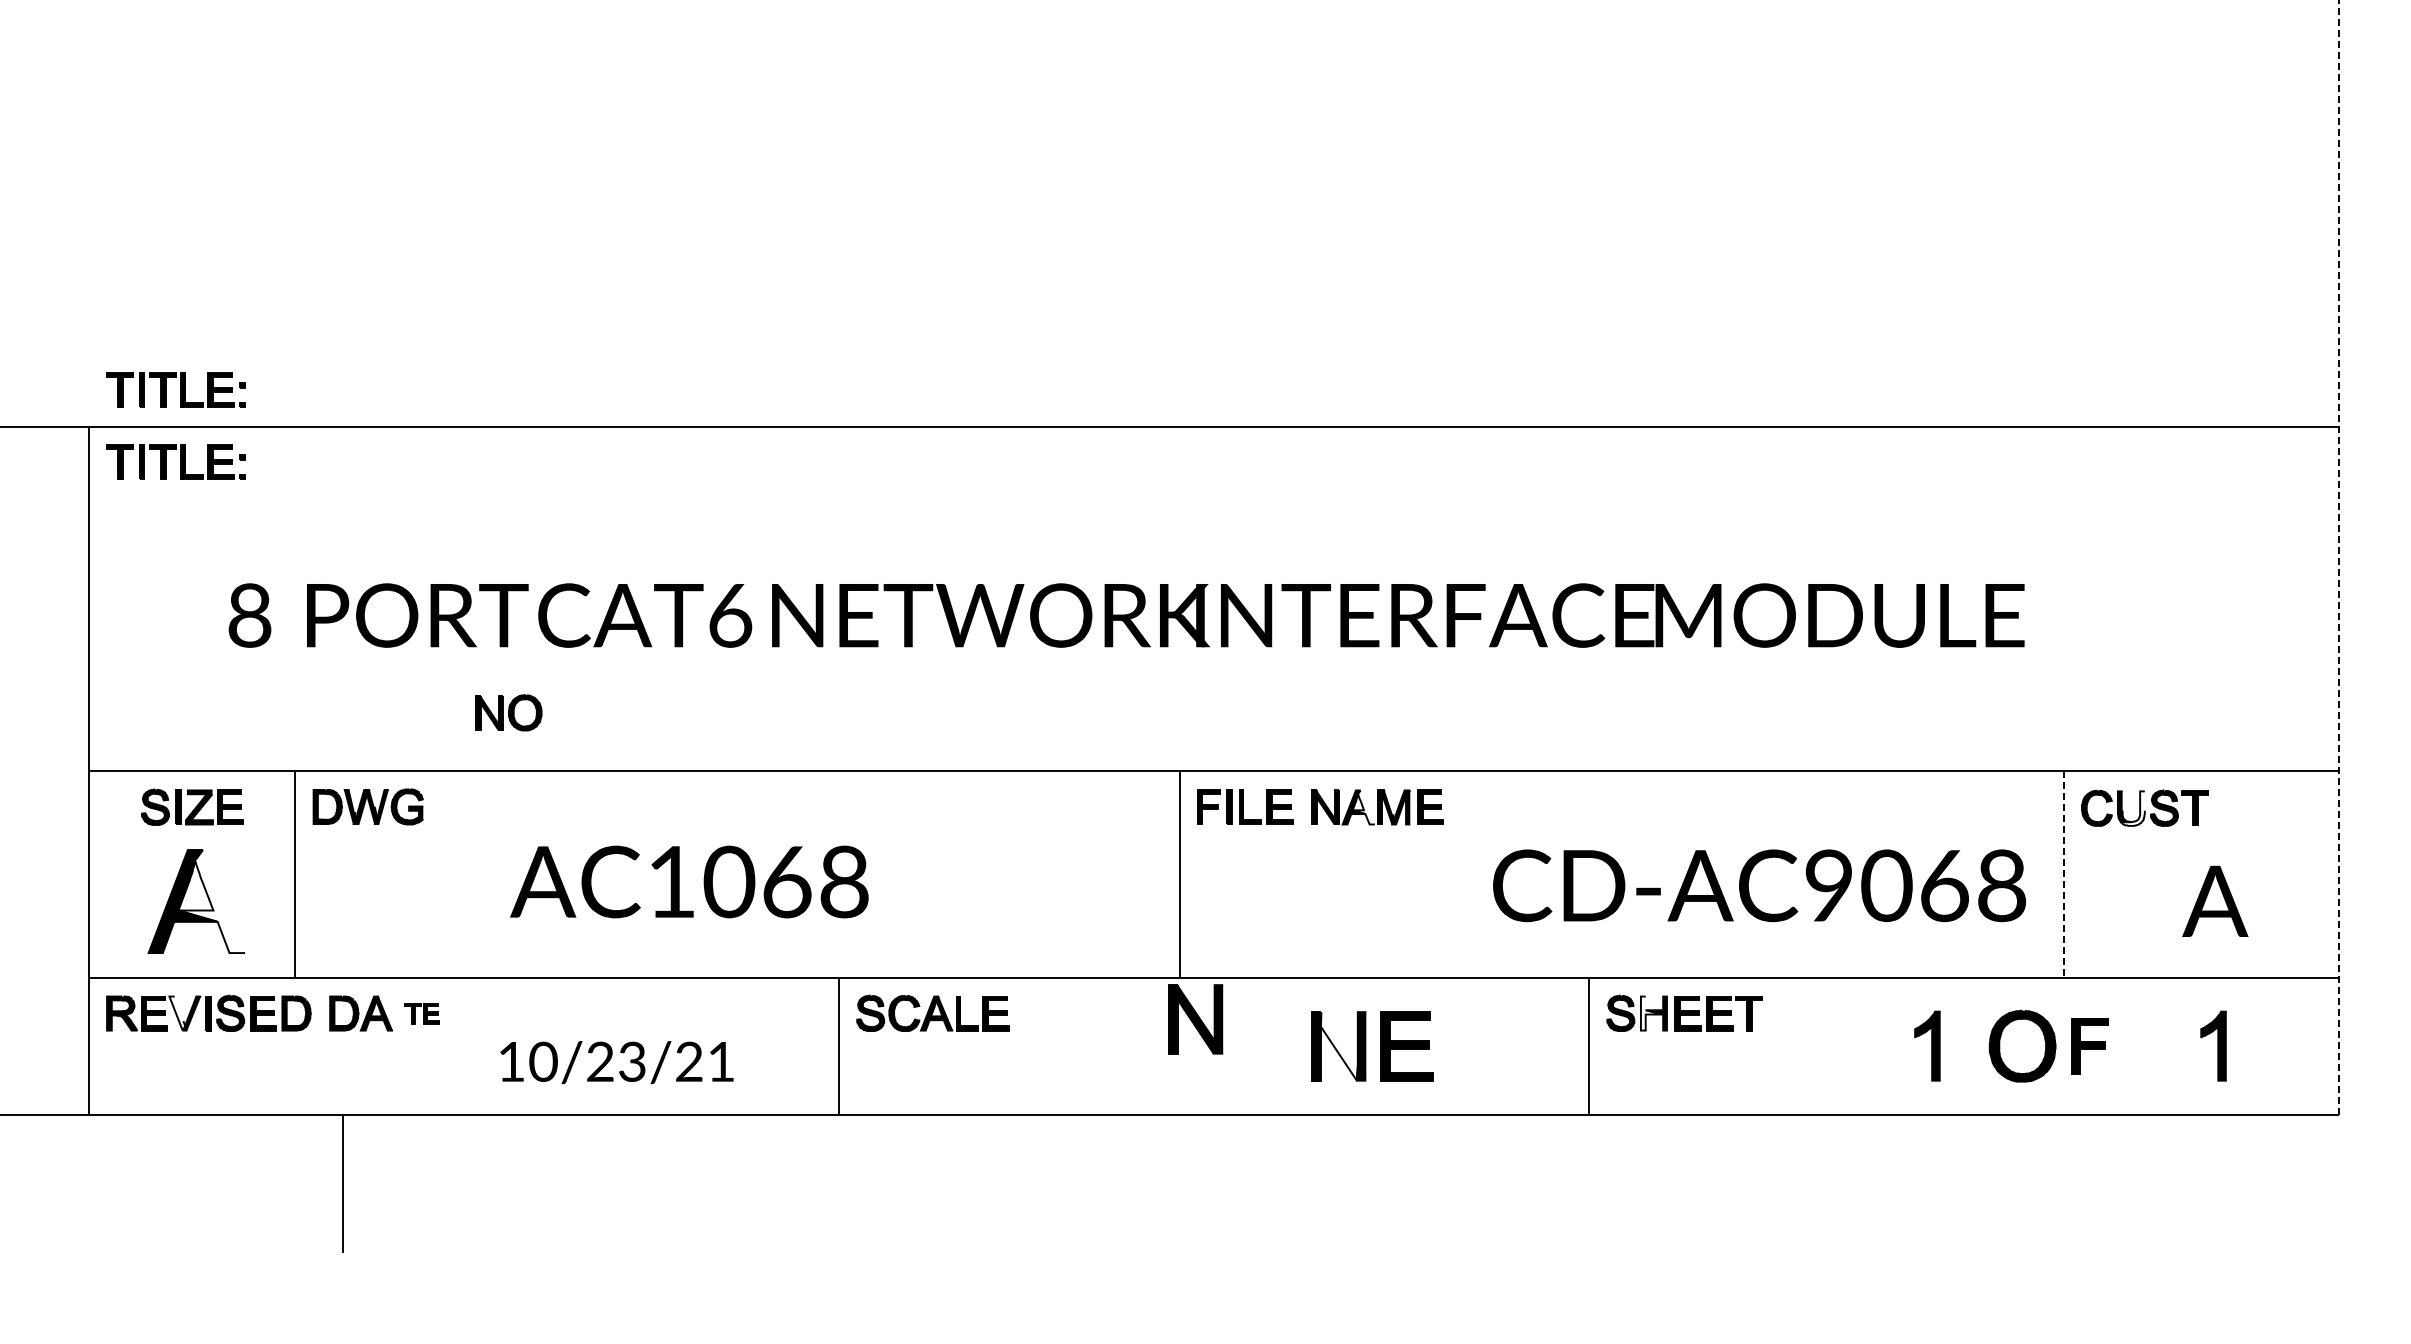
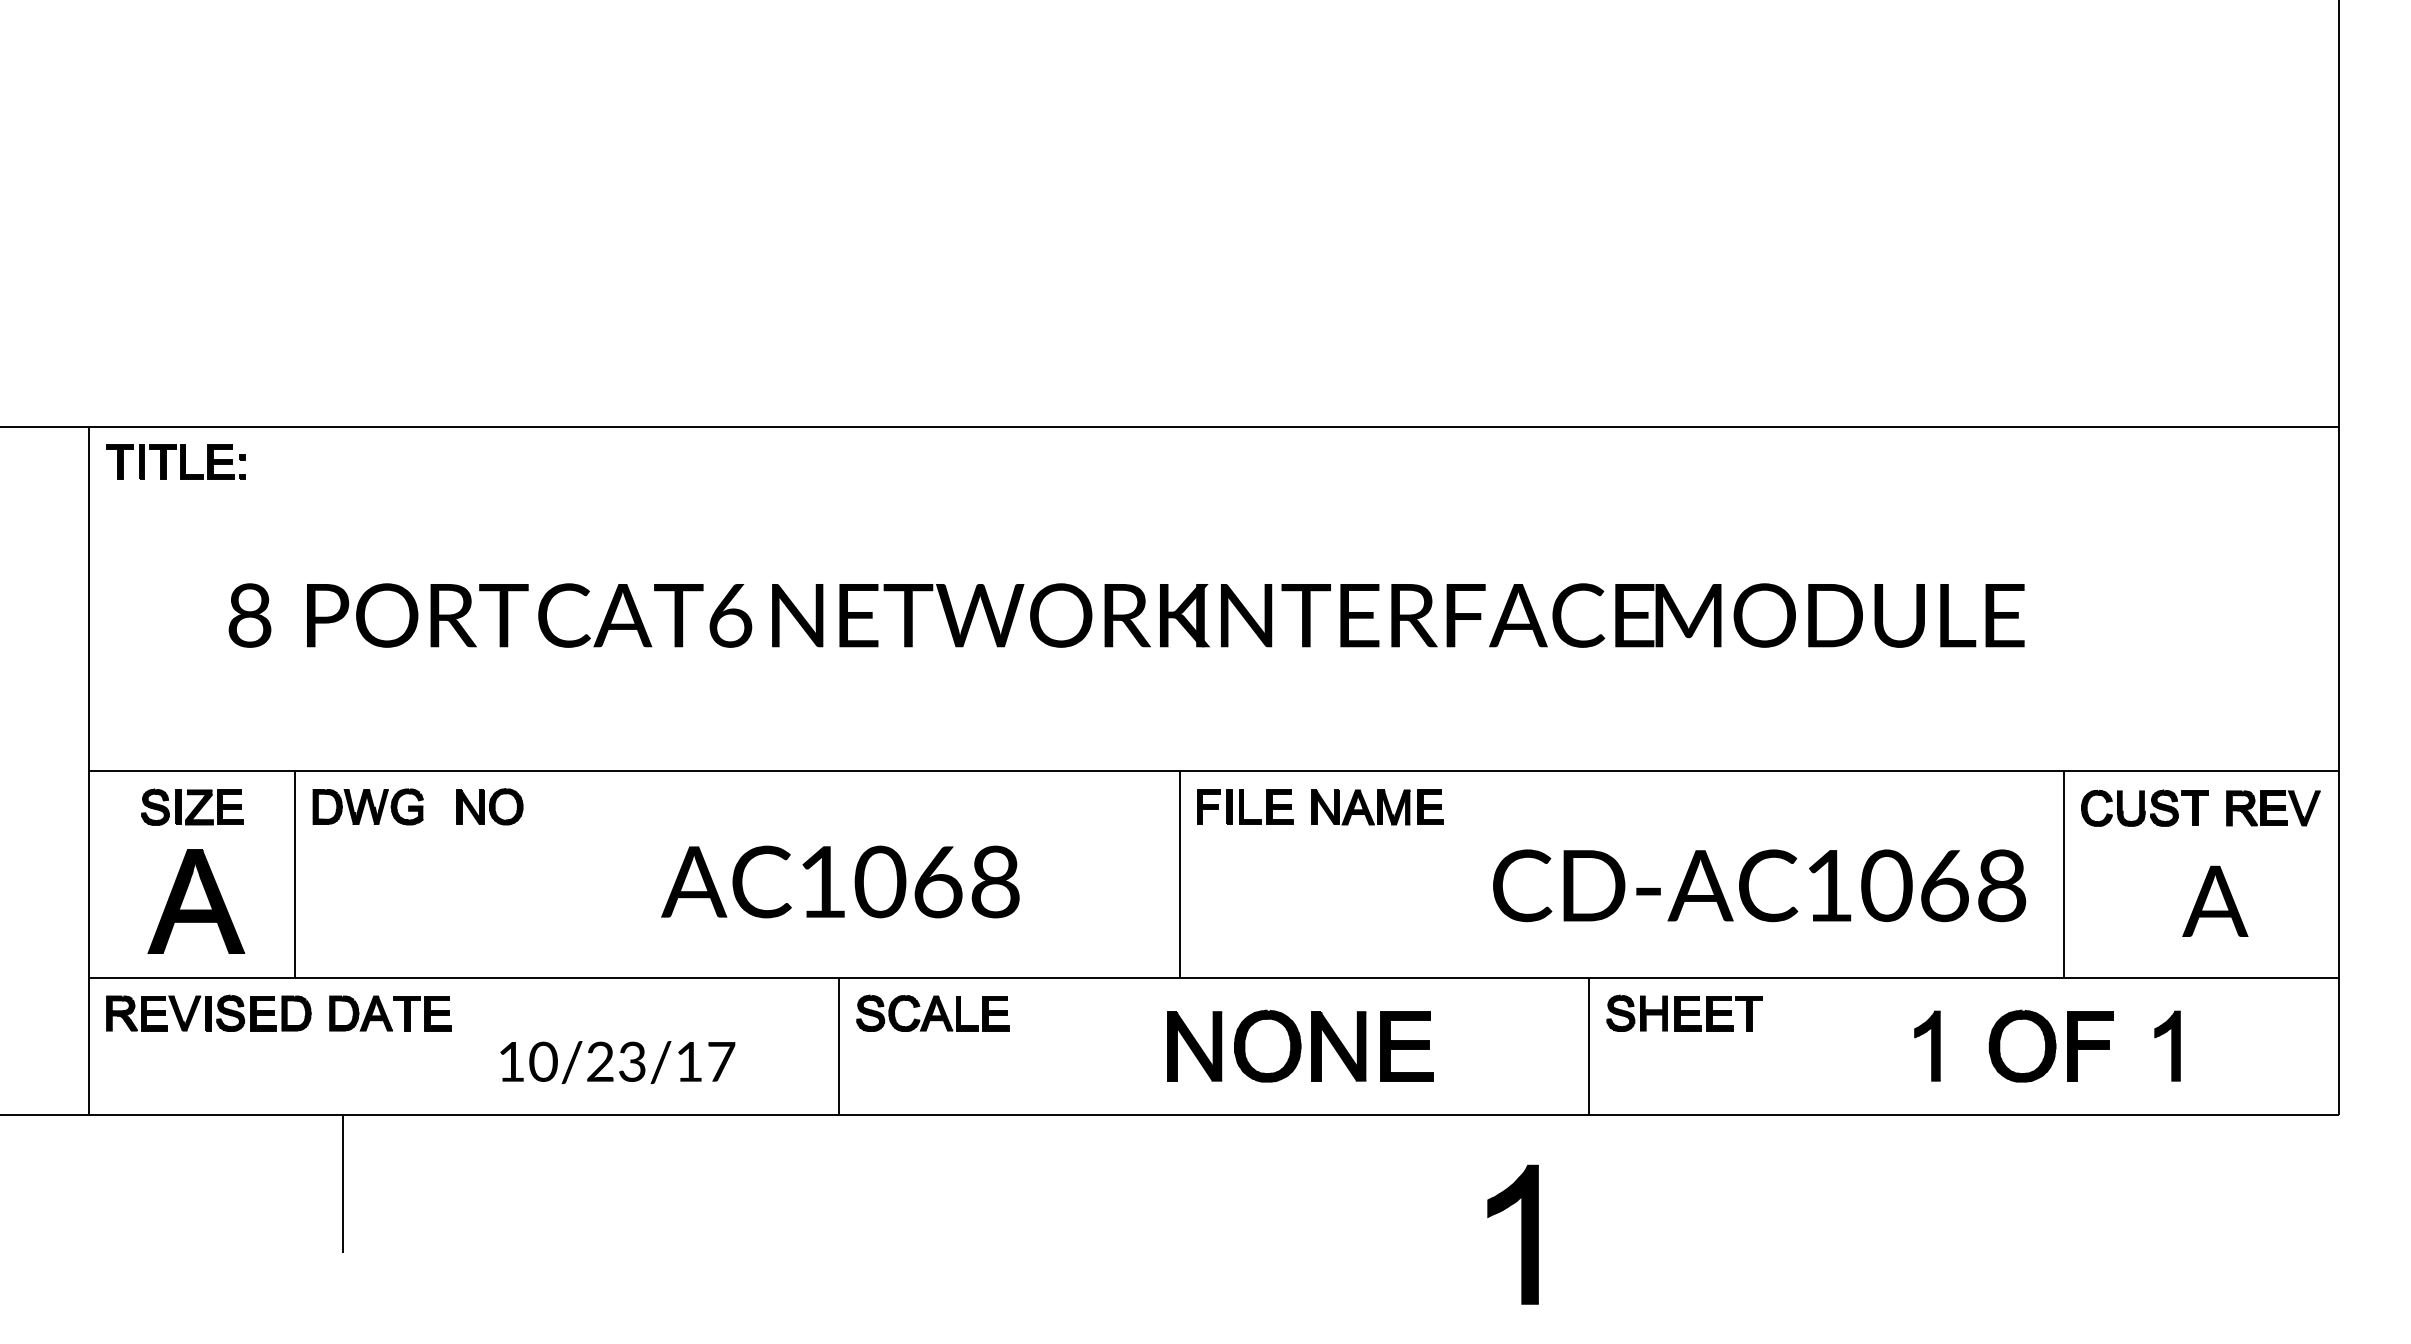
part: present -> none (175, 389)
line: dashed -> solid (2338, 557)
part position: (508, 712) -> (489, 806) (489, 806)
fill: none -> present (1363, 807)
fill: none -> present (2132, 808)
part: none -> present (2273, 808)
line: dashed -> solid (2063, 874)
text position: (689, 881) -> (840, 881) (840, 881)
text: CD-AC9068 -> CD-AC1068 (1828, 885)
fill: none -> present (211, 901)
fill: none -> present (177, 1013)
part size: 36x22 px -> 59x36 px (422, 1013)
fill: none -> present (1651, 1013)
part position: (1195, 1019) -> (1194, 1046) (1194, 1046)
part: none -> present (1267, 1045)
part position: (2213, 1045) -> (2167, 1045) (2167, 1045)
fill: none -> present (1338, 1046)
part size: 38x57 px -> 47x71 px (2090, 1046)
text: 10/23/21 -> 10/23/17 (705, 1061)
part: none -> present (1521, 1234)
